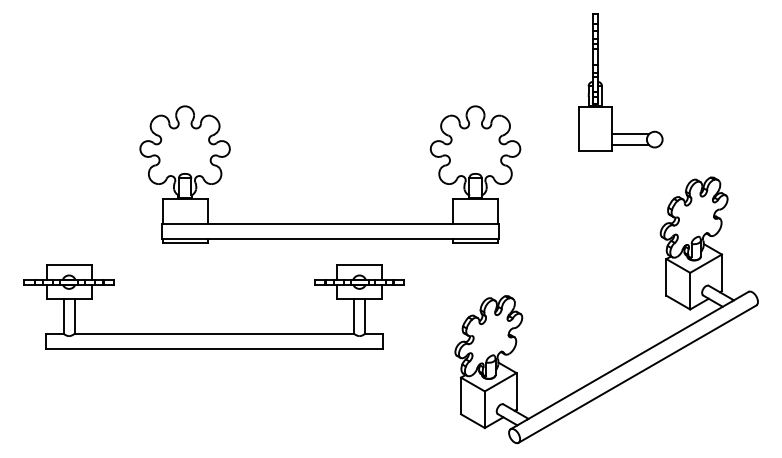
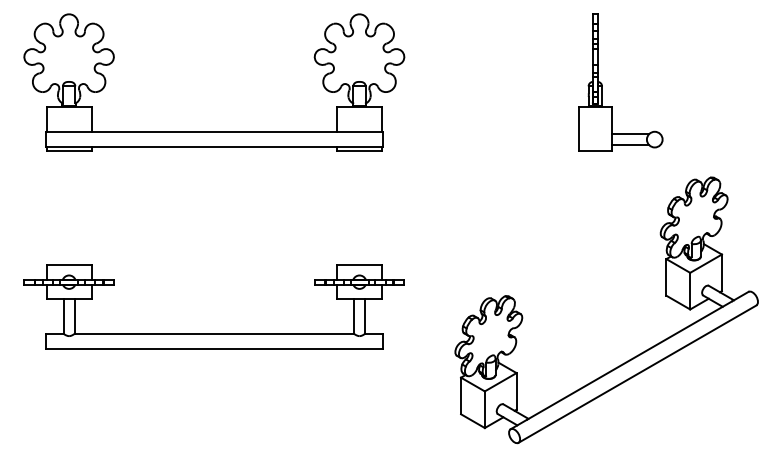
part position: (330, 223) -> (214, 131) (214, 131)
